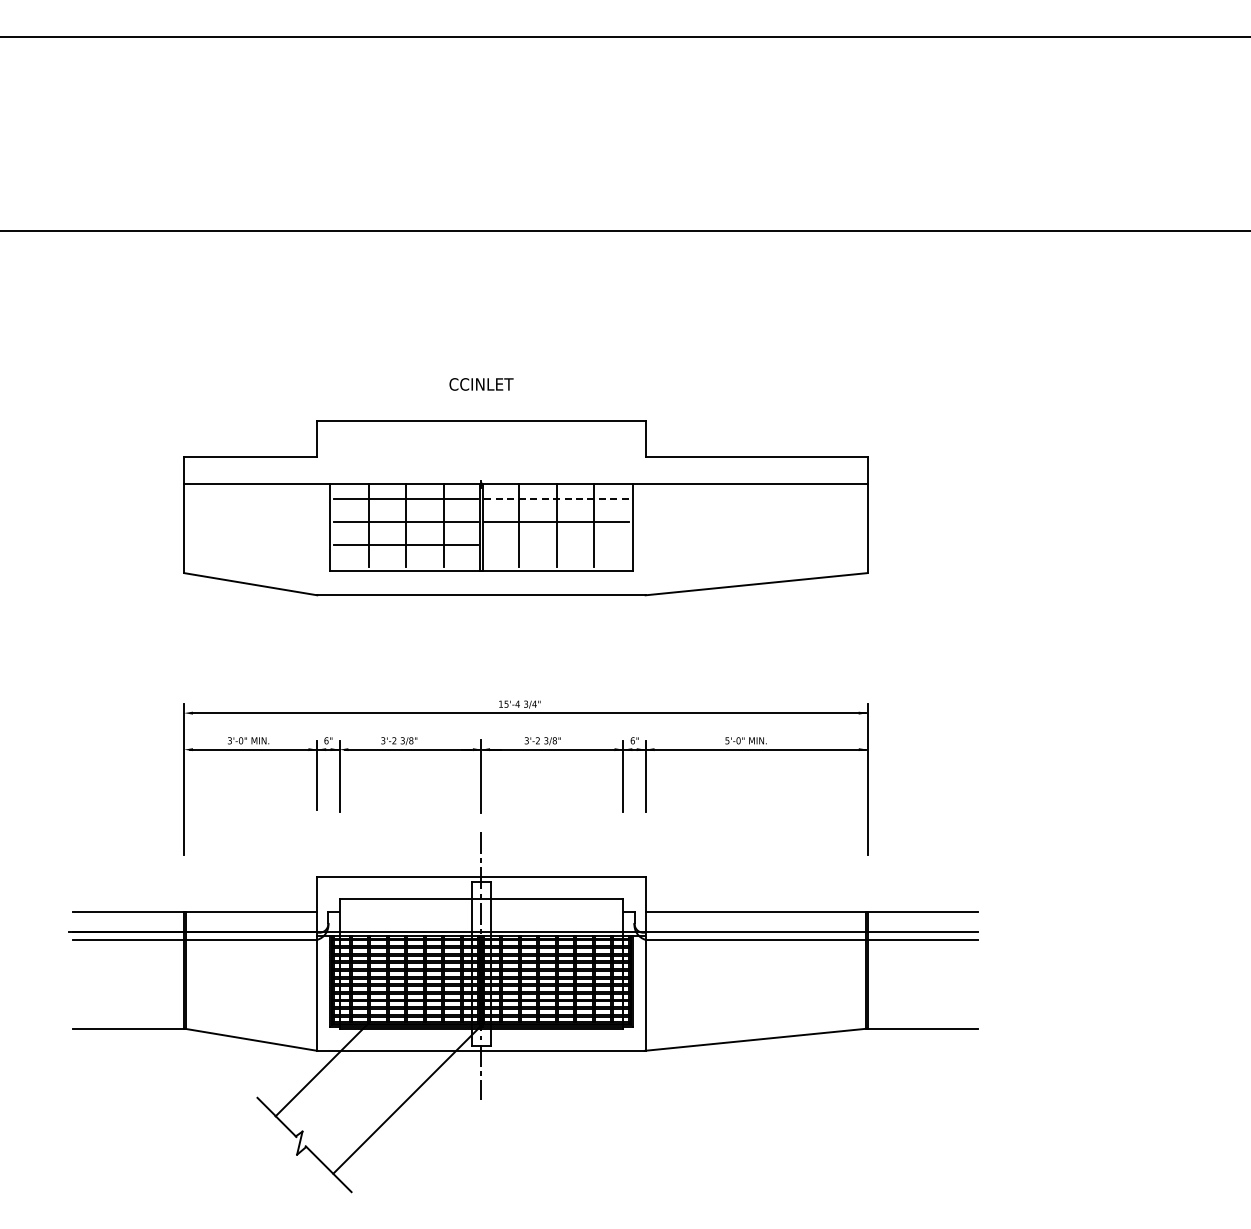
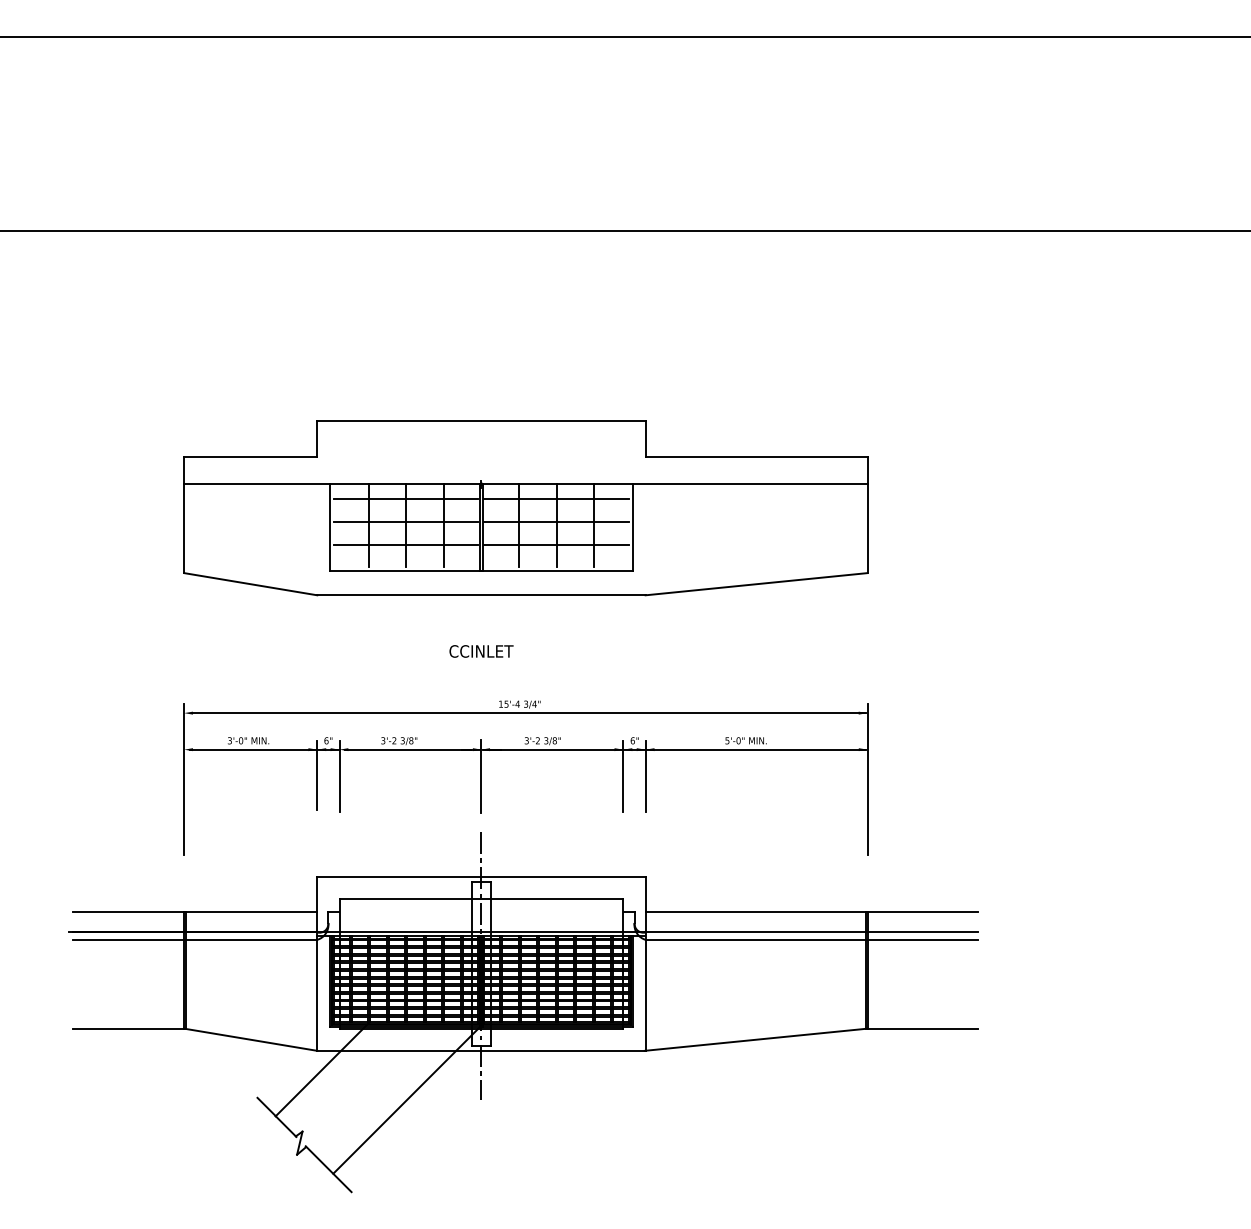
text position: (481, 384) -> (481, 651) (481, 651)
line: dashed -> solid (556, 499)
line: none -> present (556, 544)
